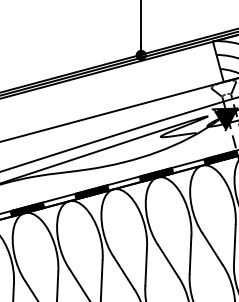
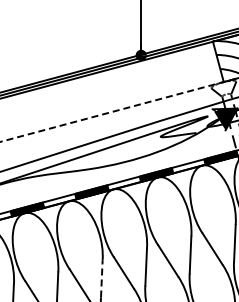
line: solid -> dashed (120, 109)
line: solid -> dashed (101, 278)
